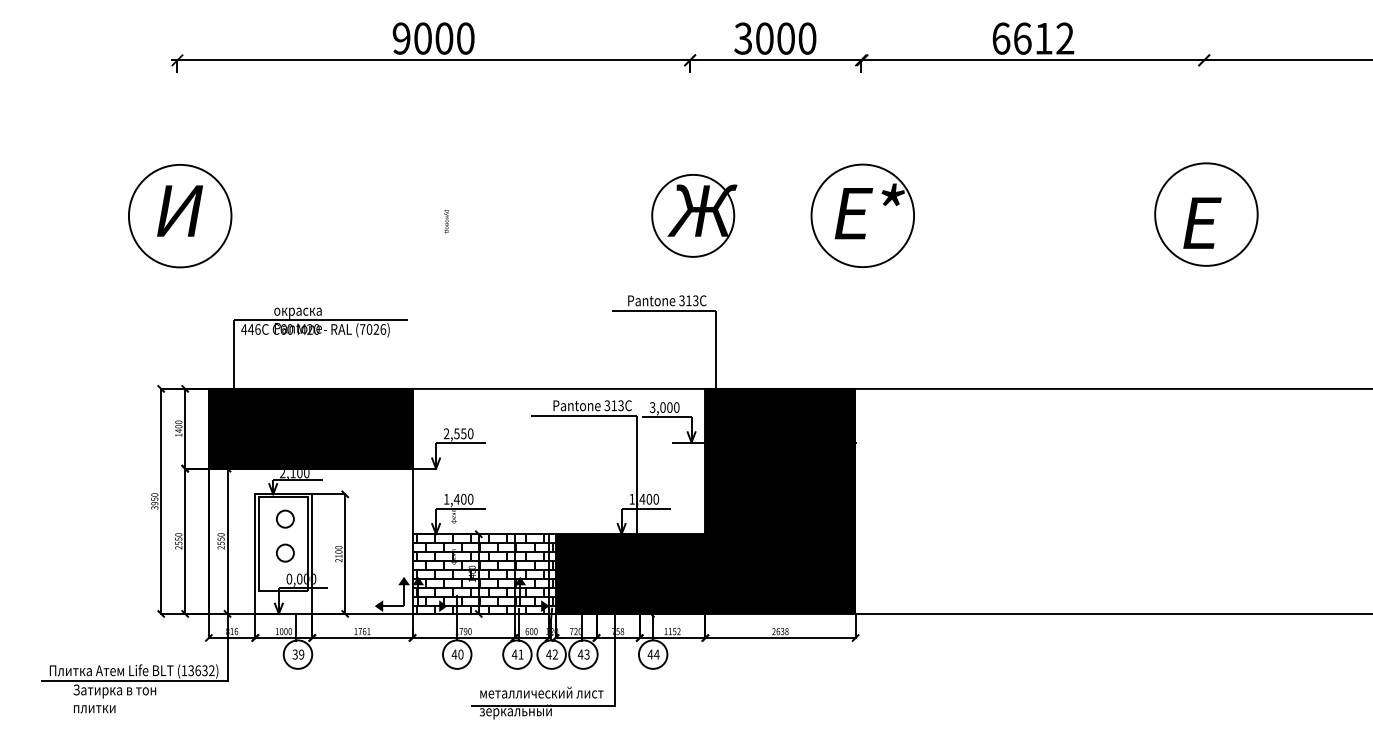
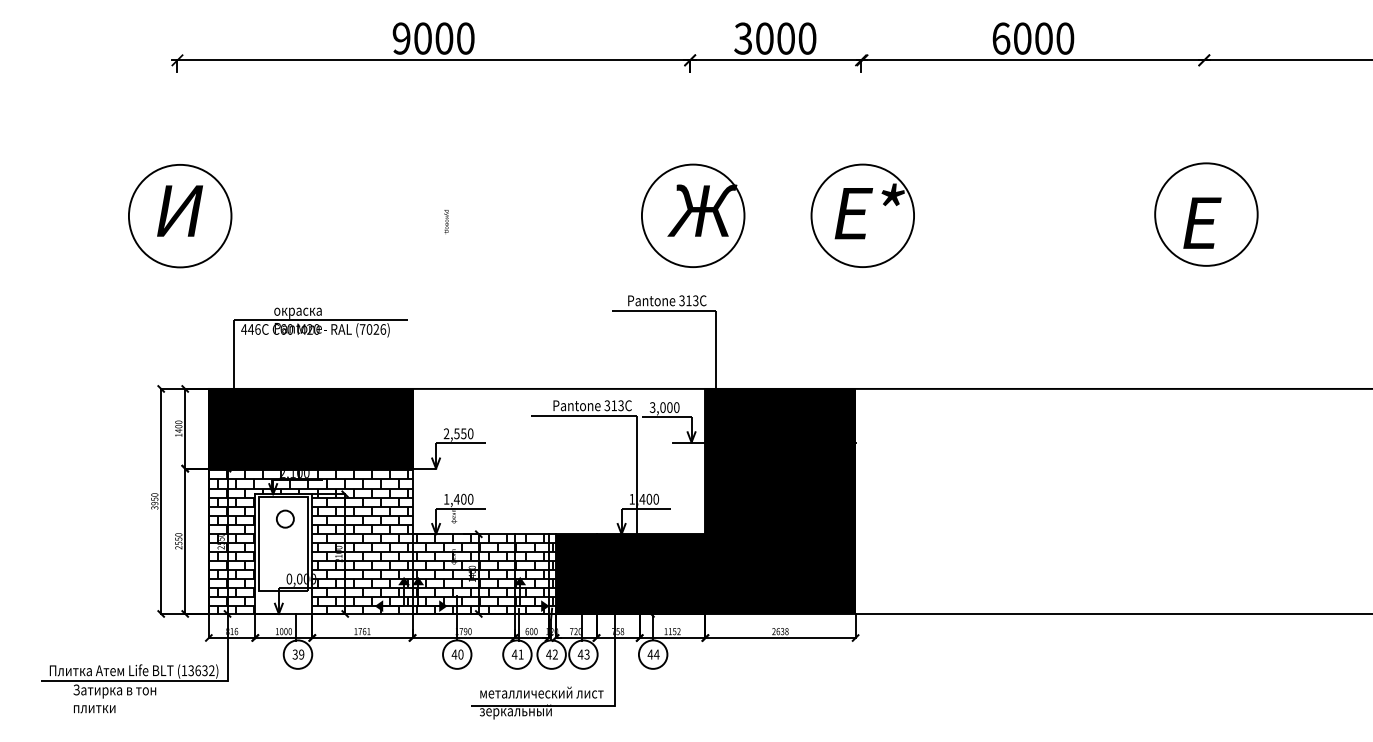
text: 6612 -> 6000 (1044, 38)
circle diameter: 82 px -> 103 px (692, 215)
hatch: none -> present (310, 540)
circle: present -> none (285, 552)
